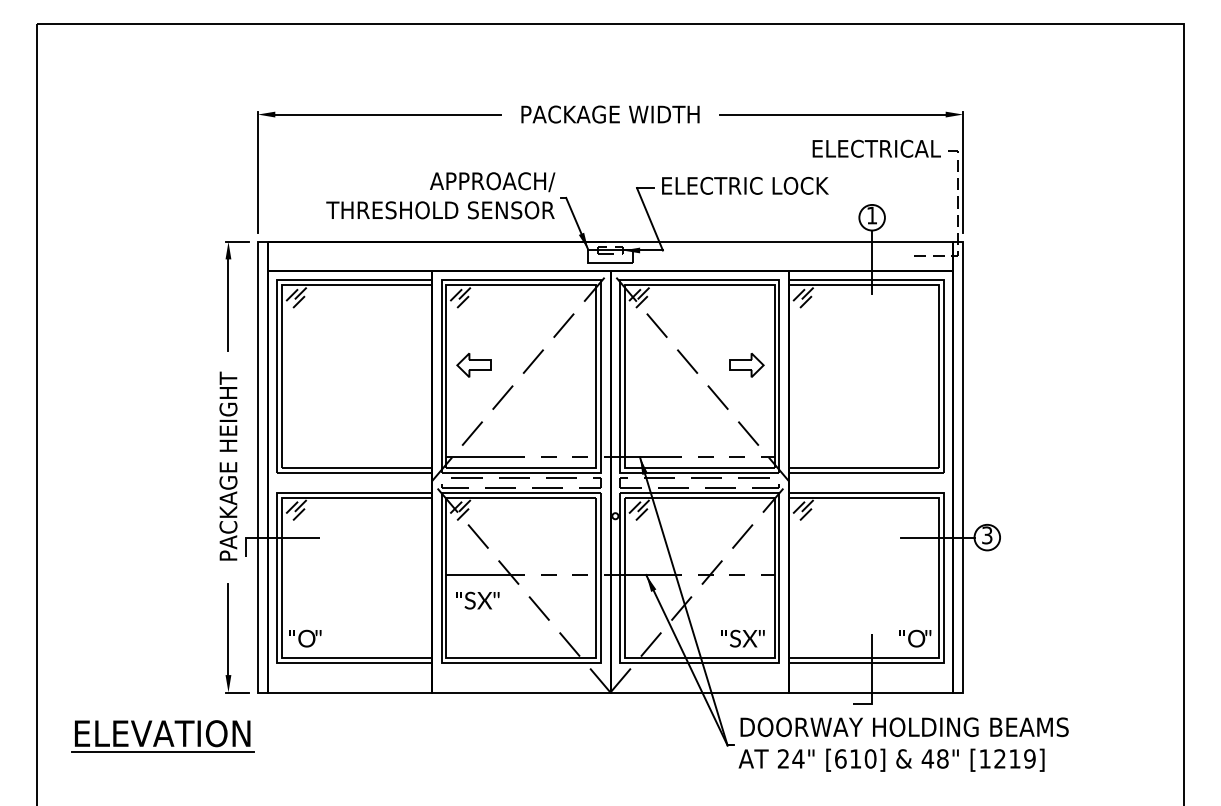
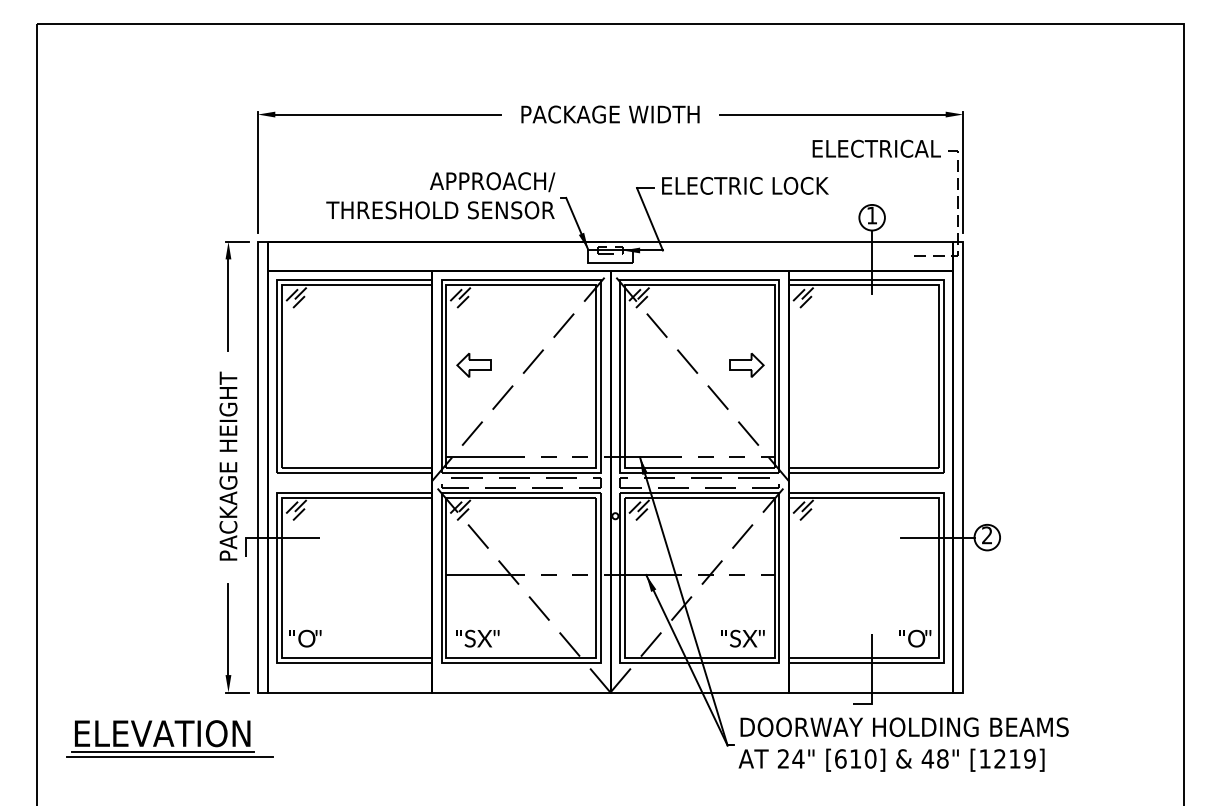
text: 3 -> 2 (987, 535)
text position: (477, 600) -> (477, 638) (477, 638)
line: none -> present (169, 757)
